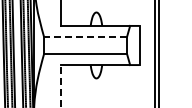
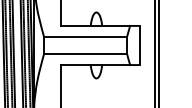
line: dashed -> solid (85, 36)
line: dashed -> solid (61, 86)
